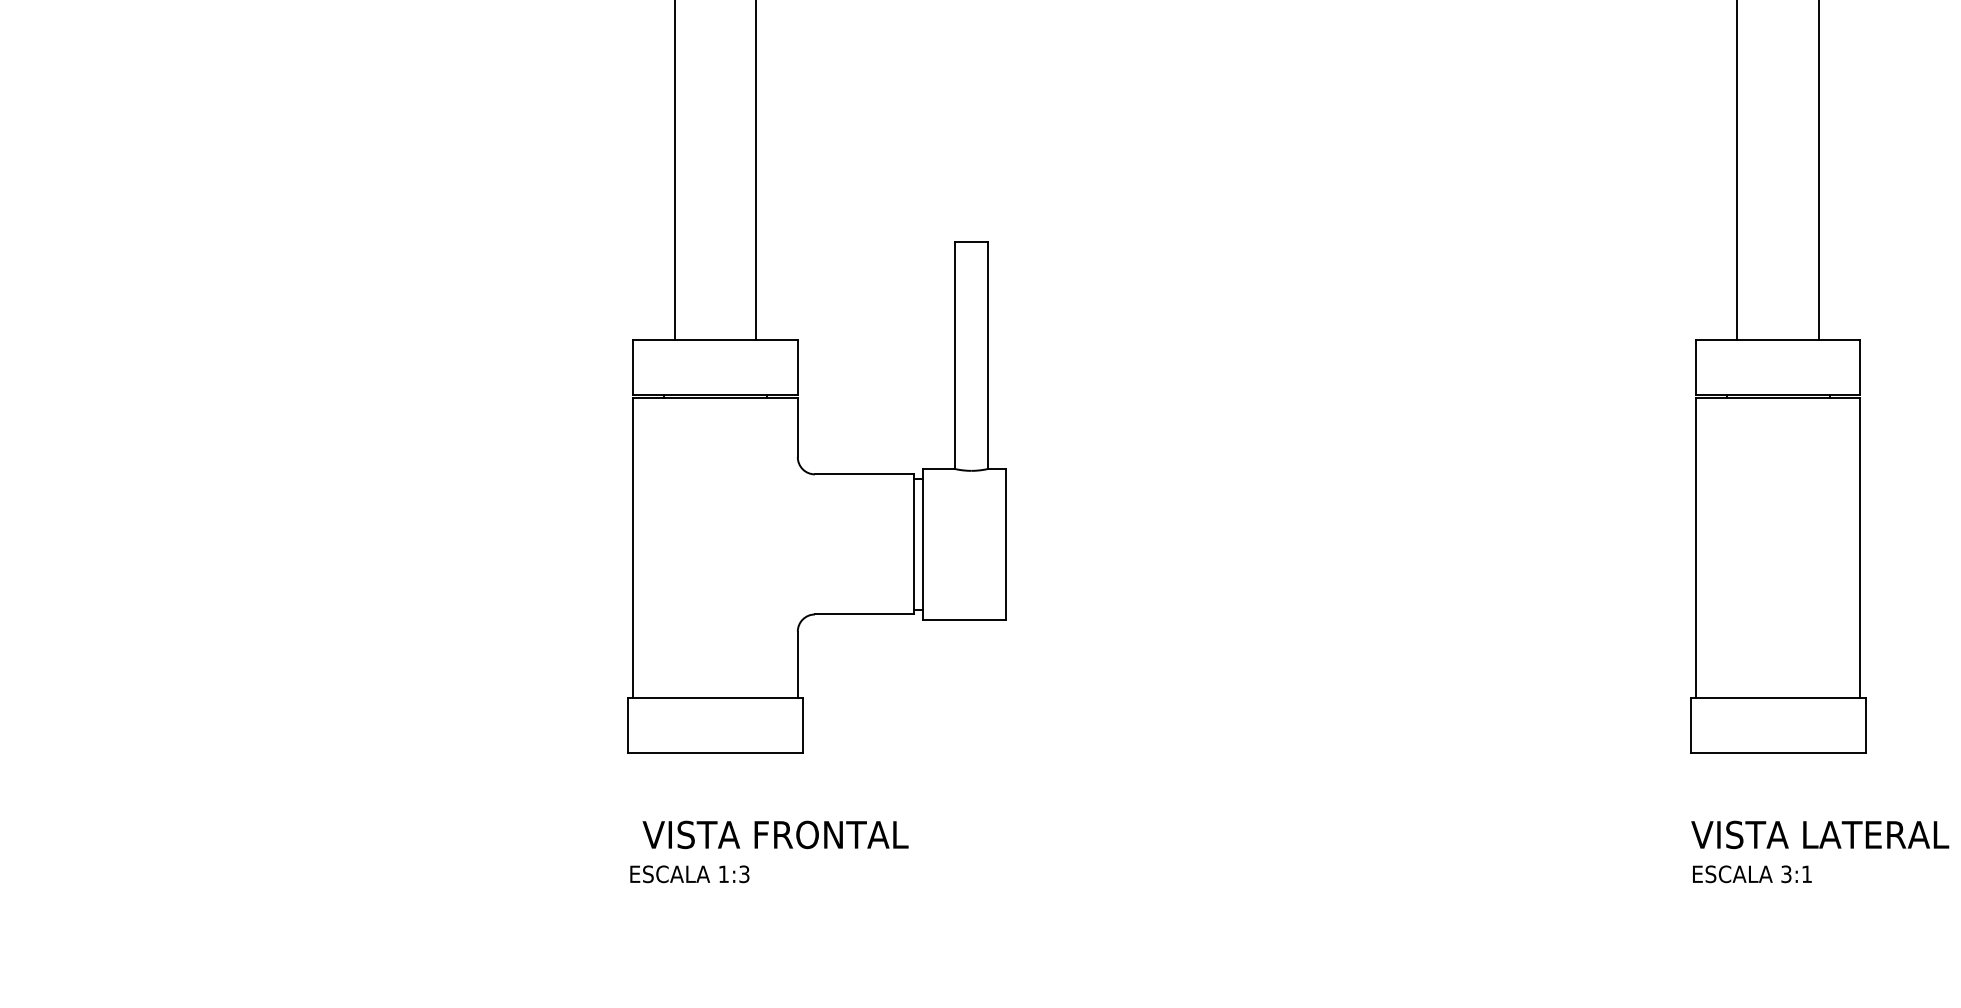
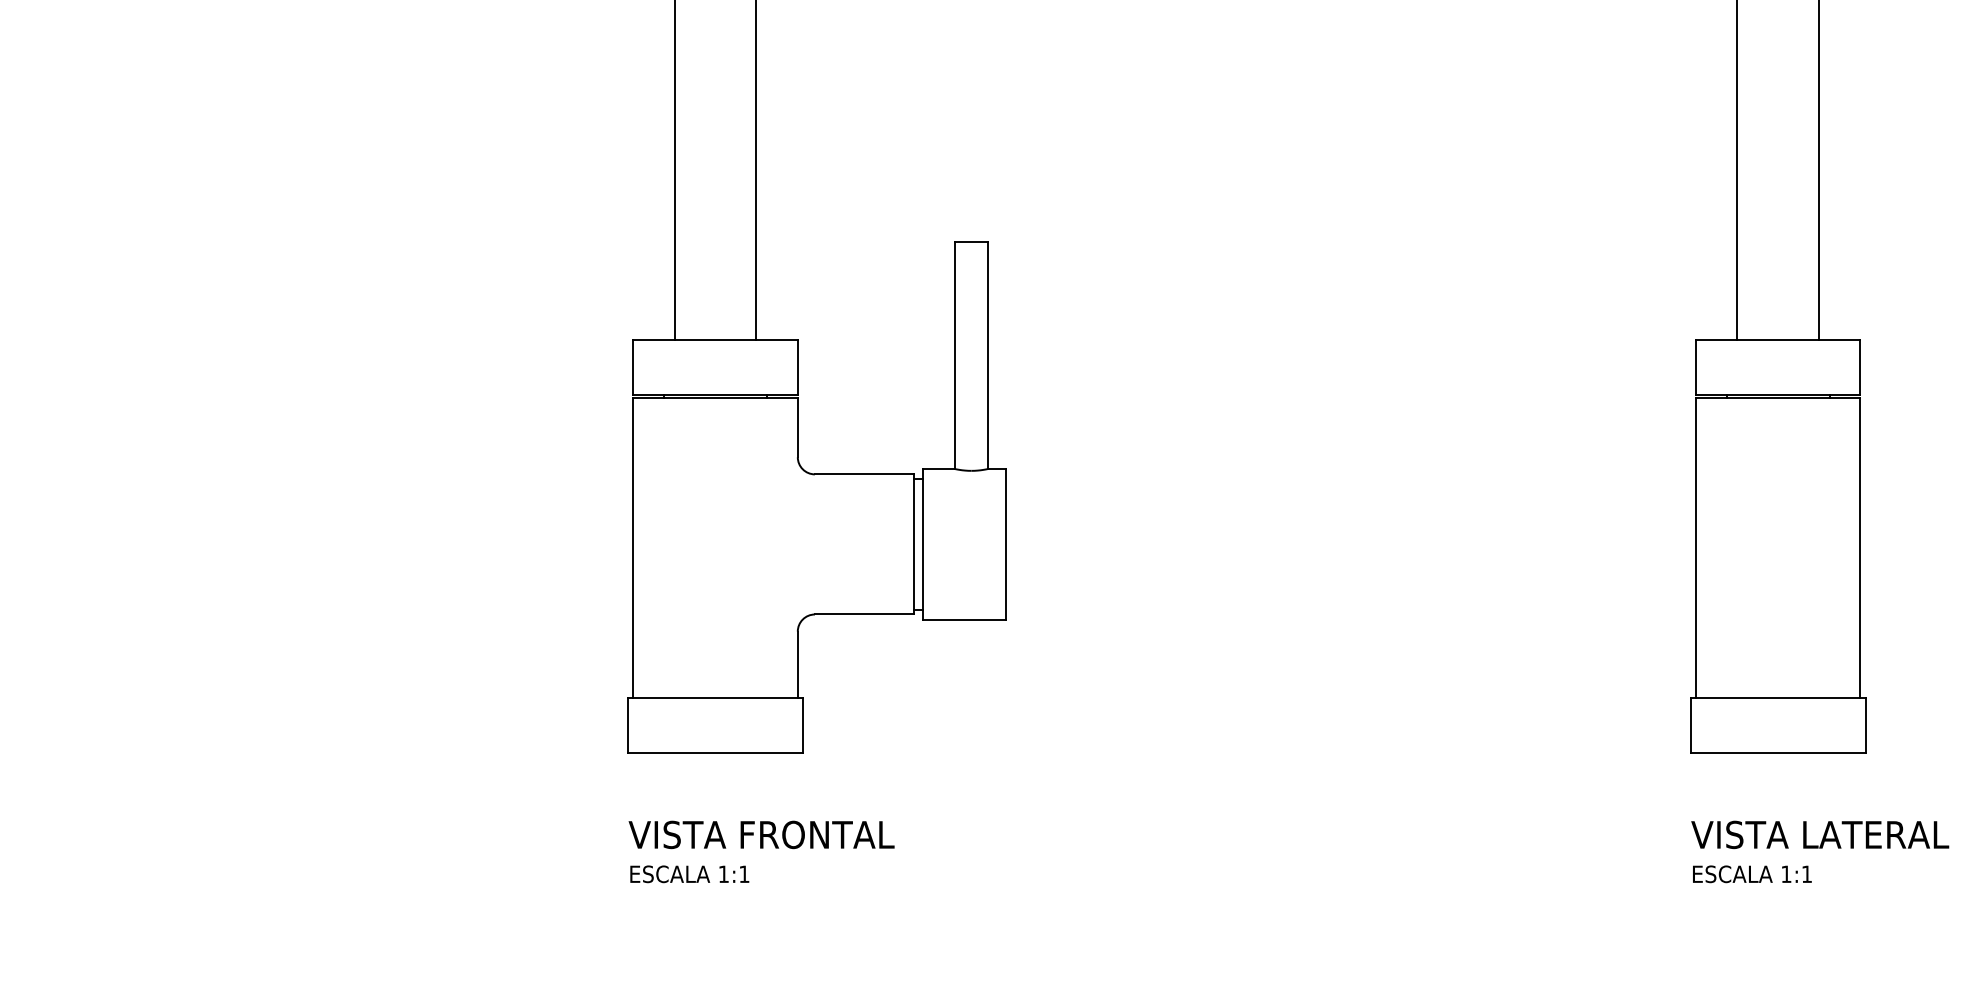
text position: (775, 834) -> (761, 834) (761, 834)
text: 1:3 -> 1:1 (744, 874)
text: 3:1 -> 1:1 (1786, 874)
